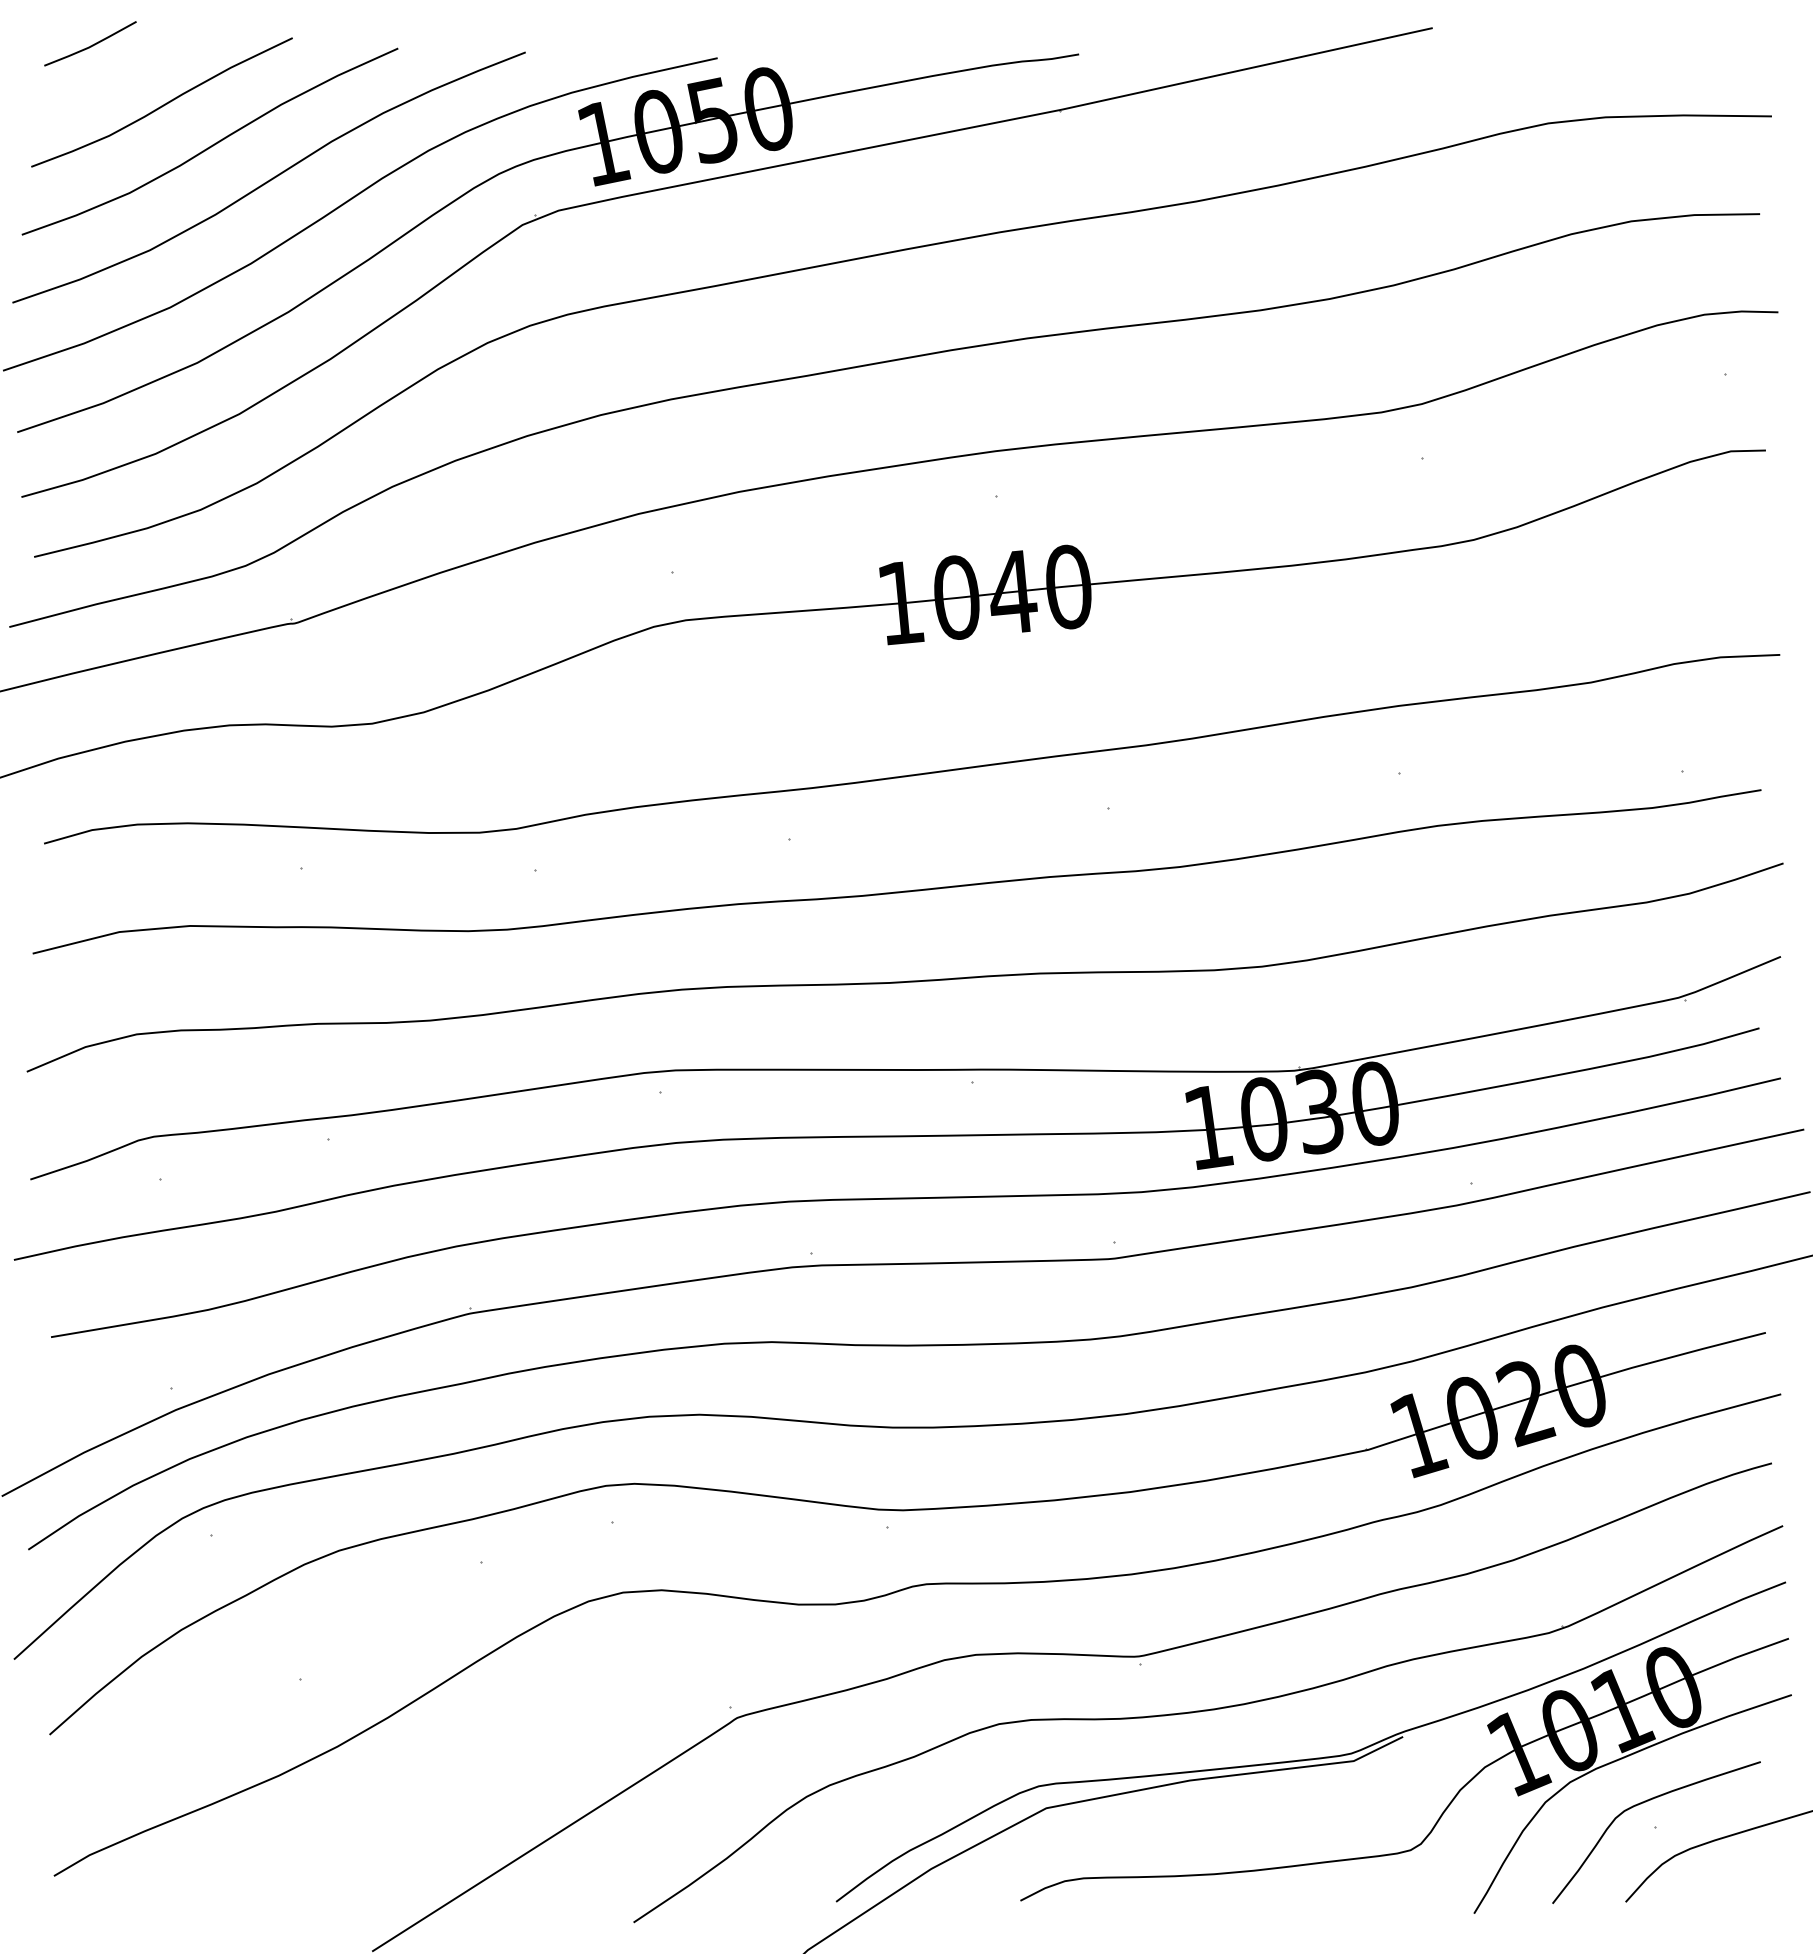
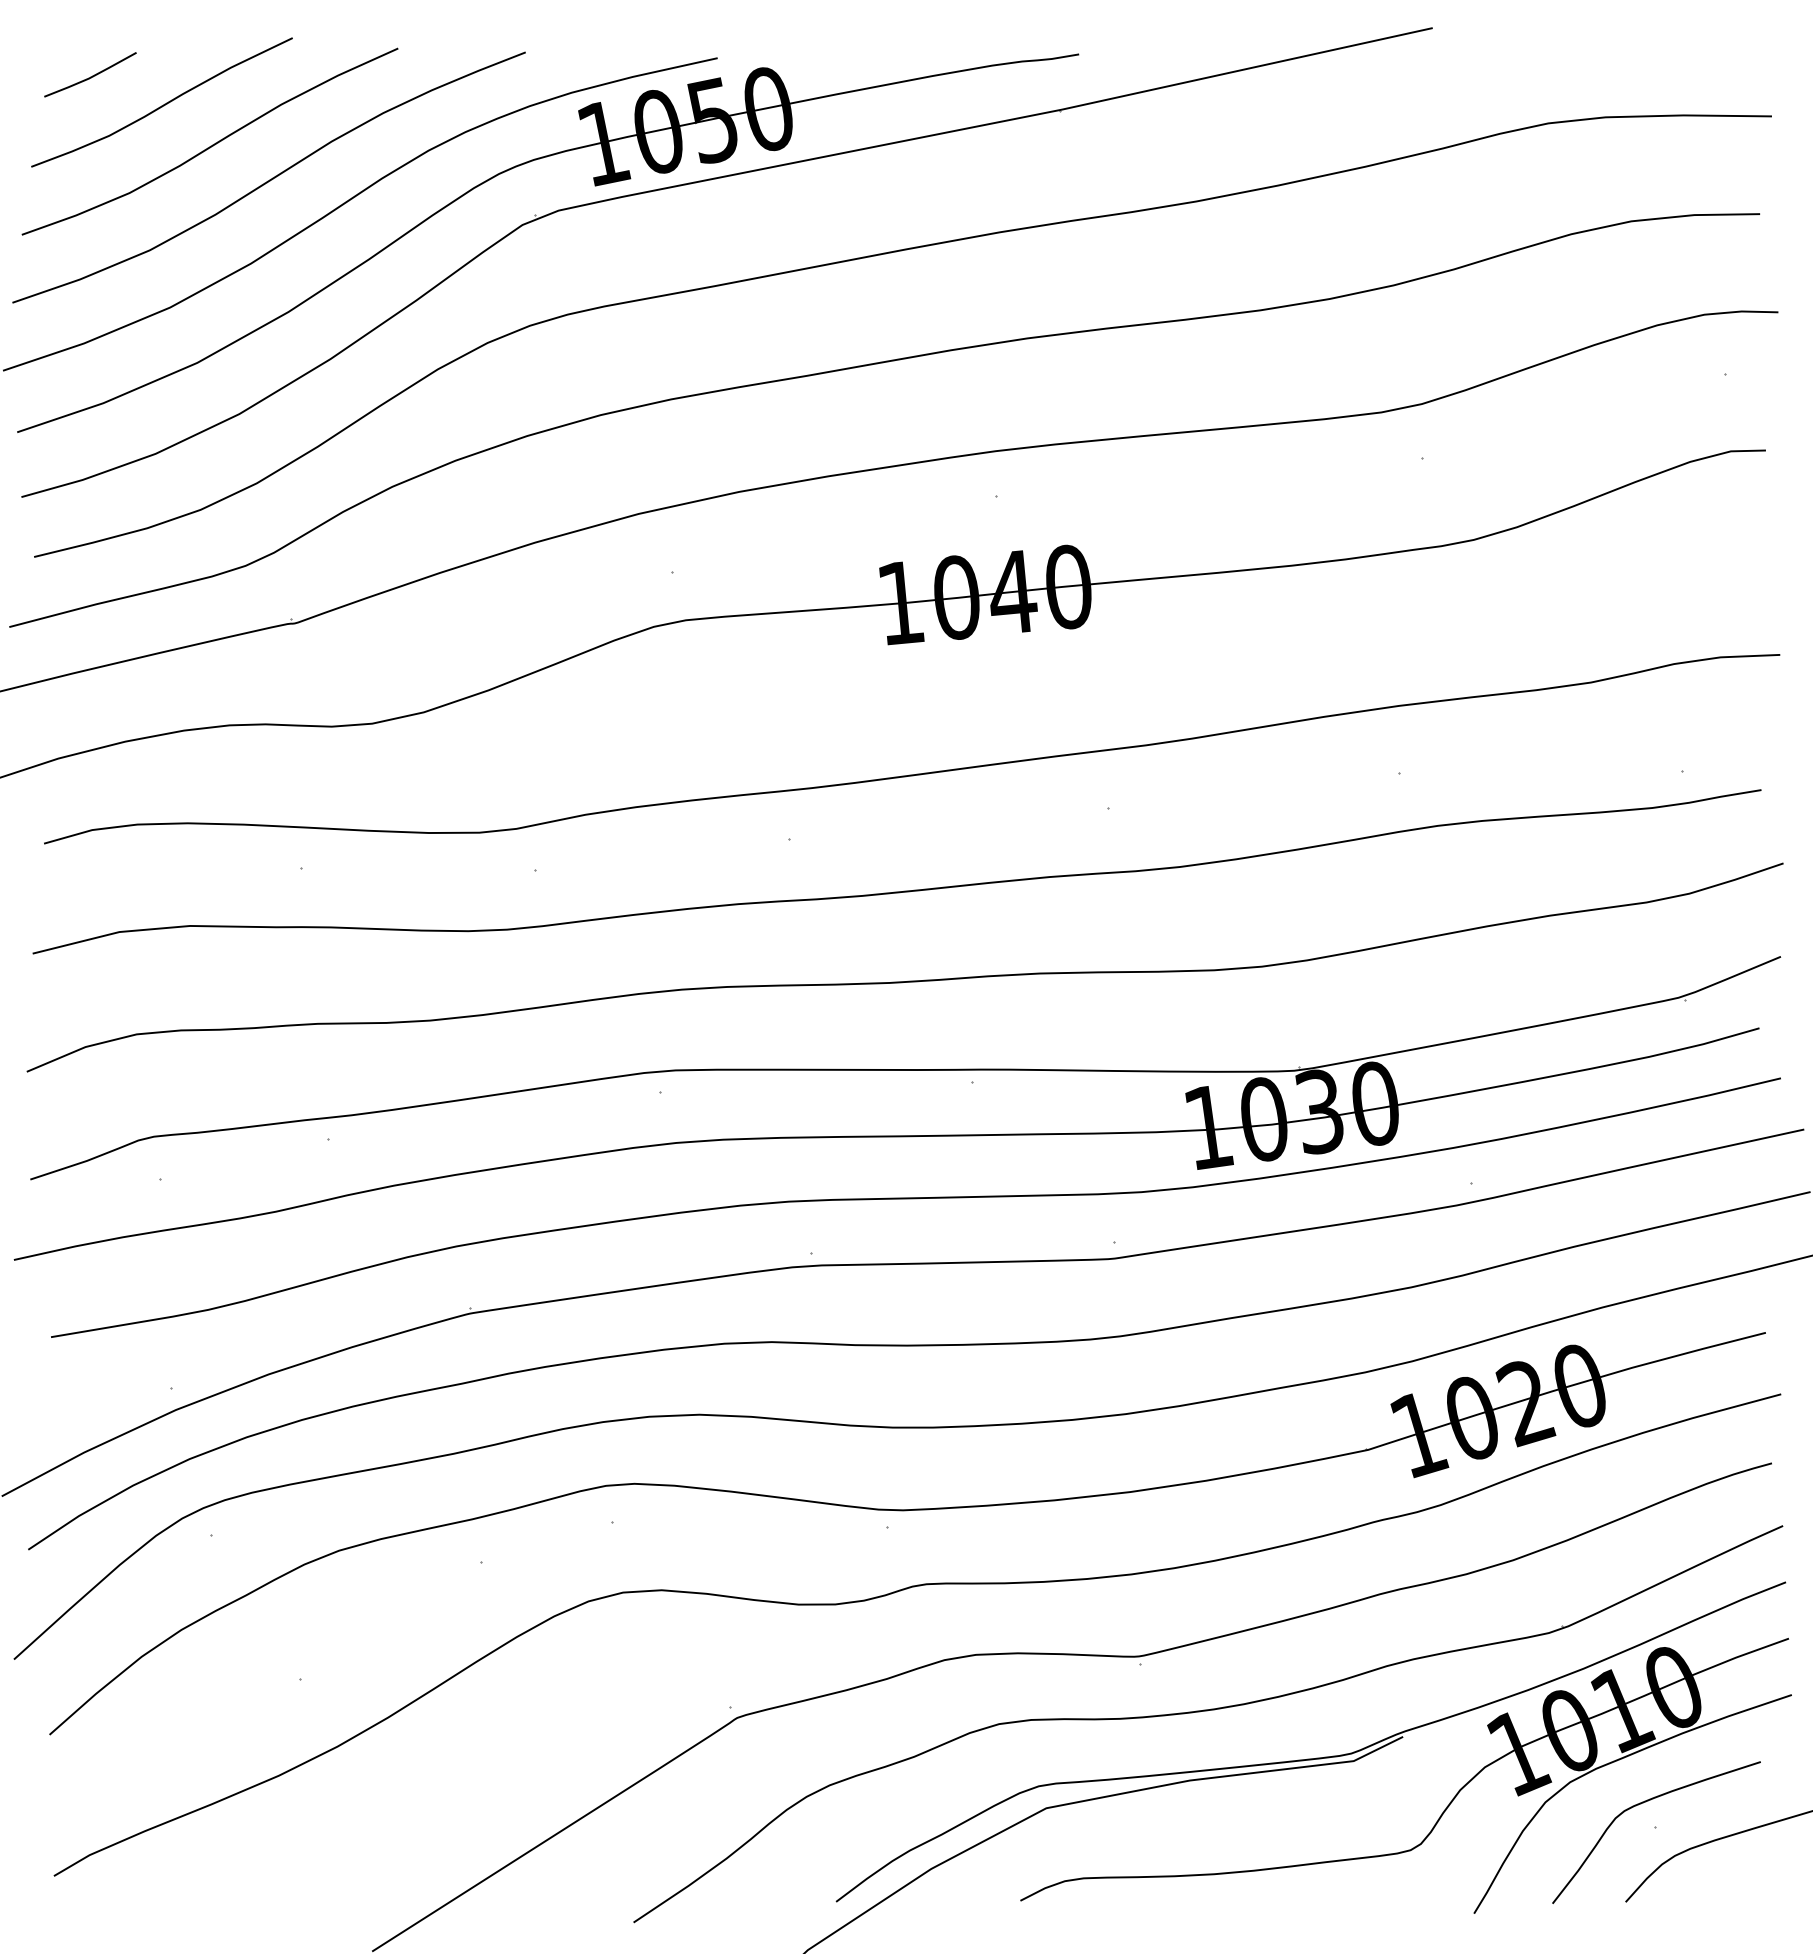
line position: (90, 45) -> (90, 76) (90, 76)
